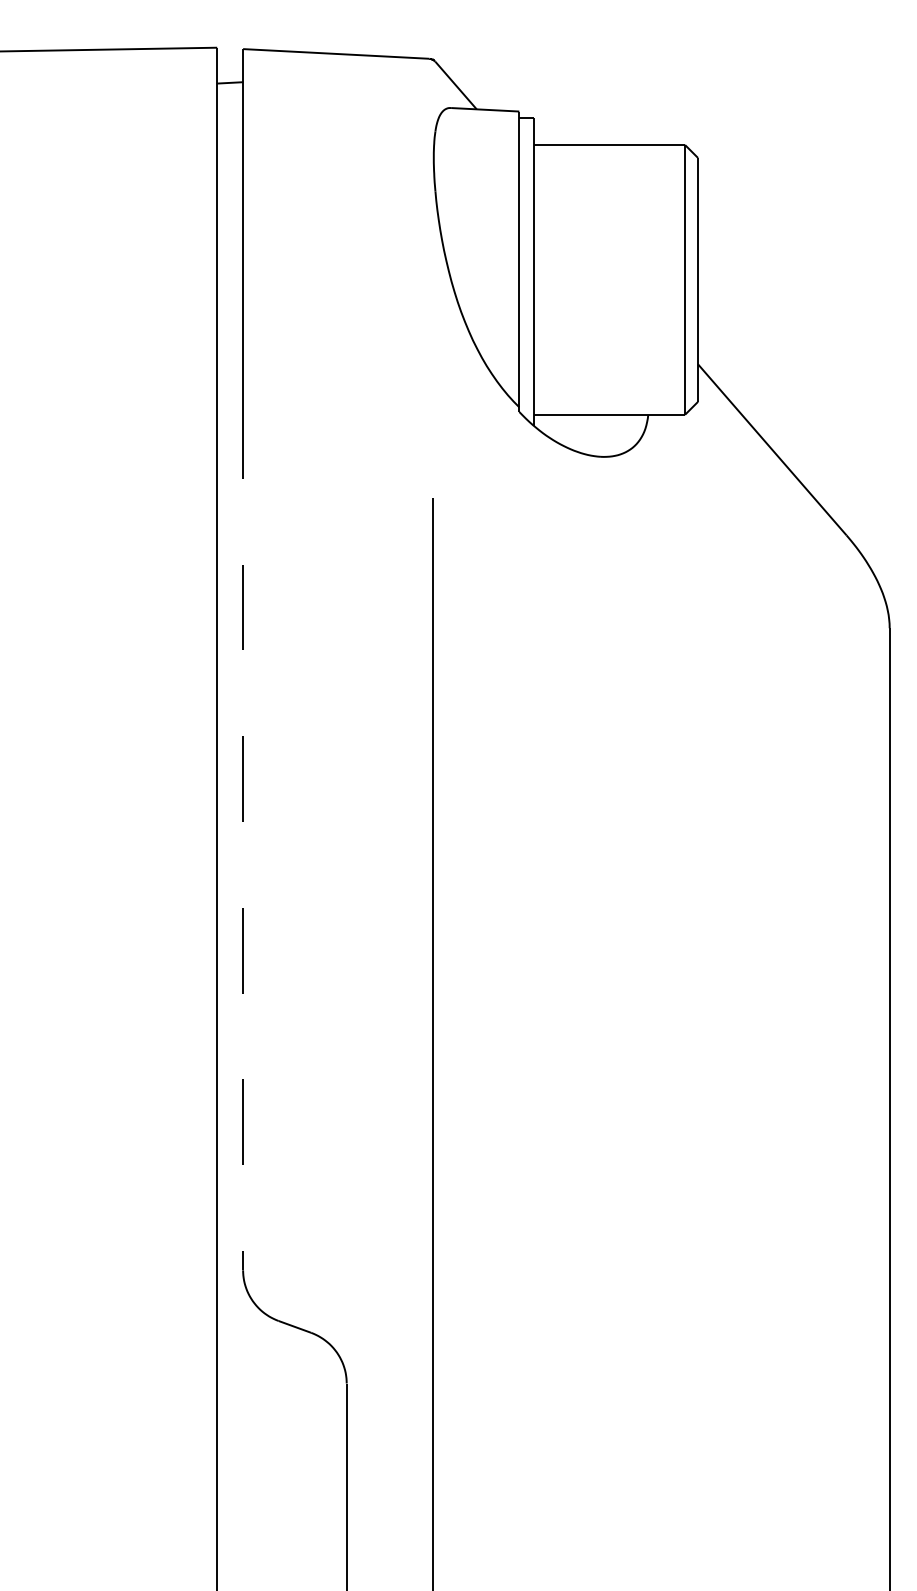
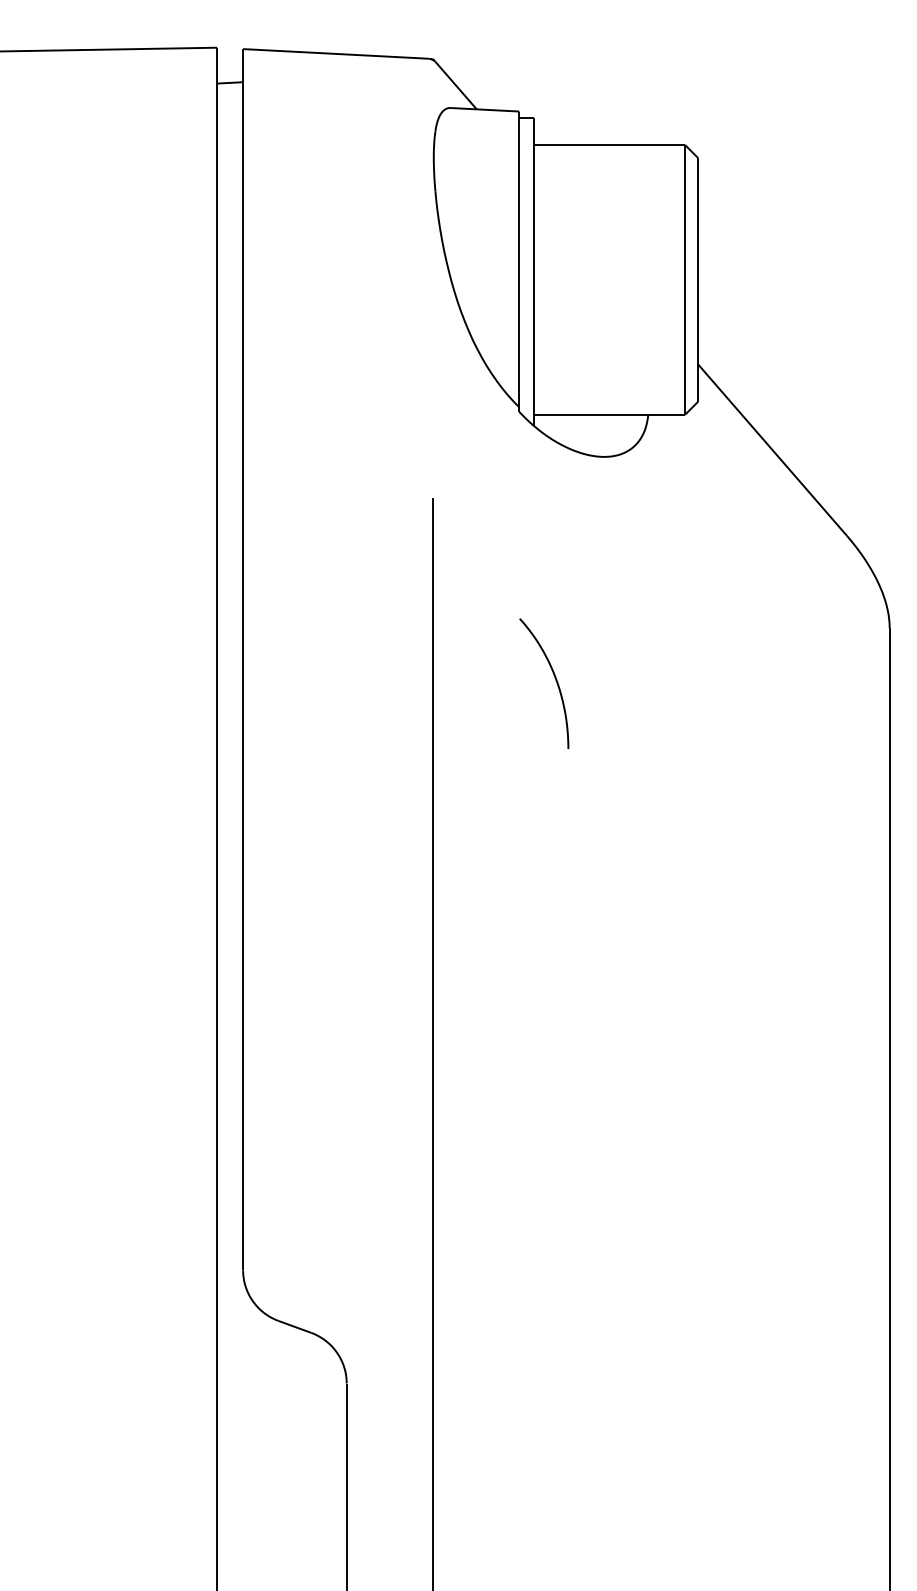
curve: none -> present (554, 678)
line: dashed -> solid (243, 831)
